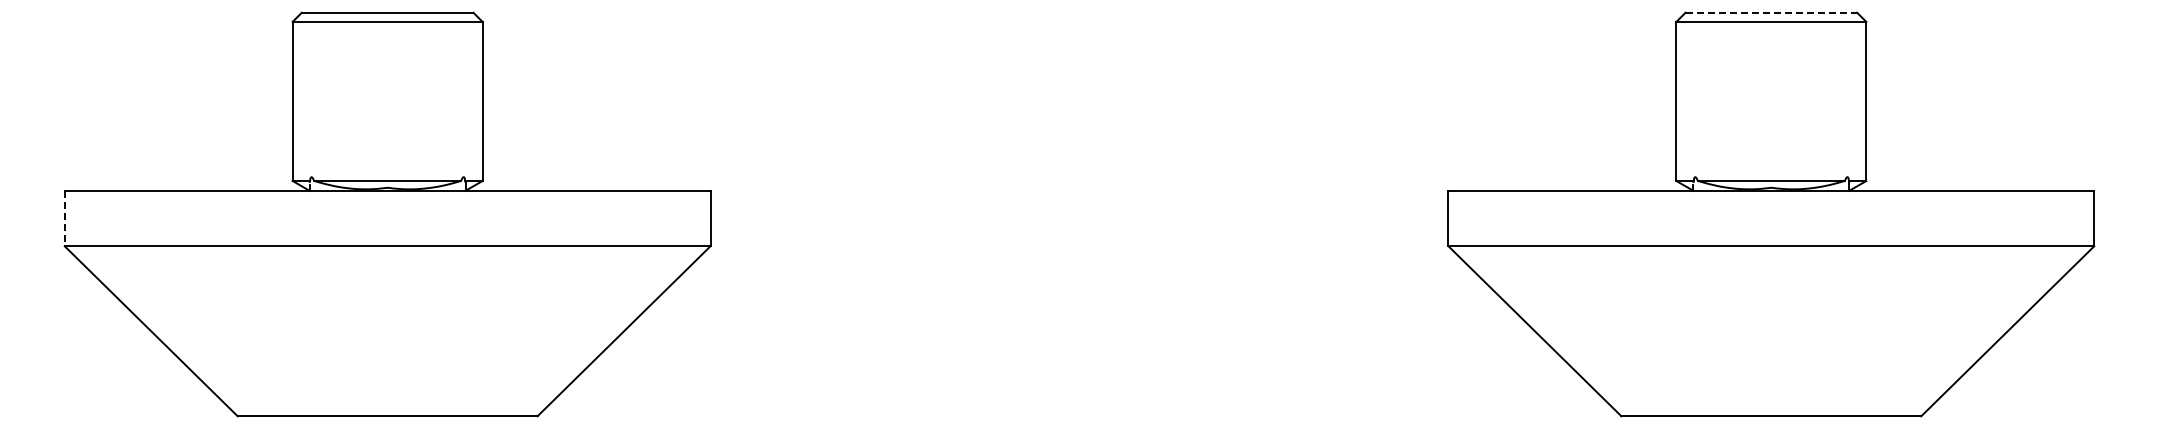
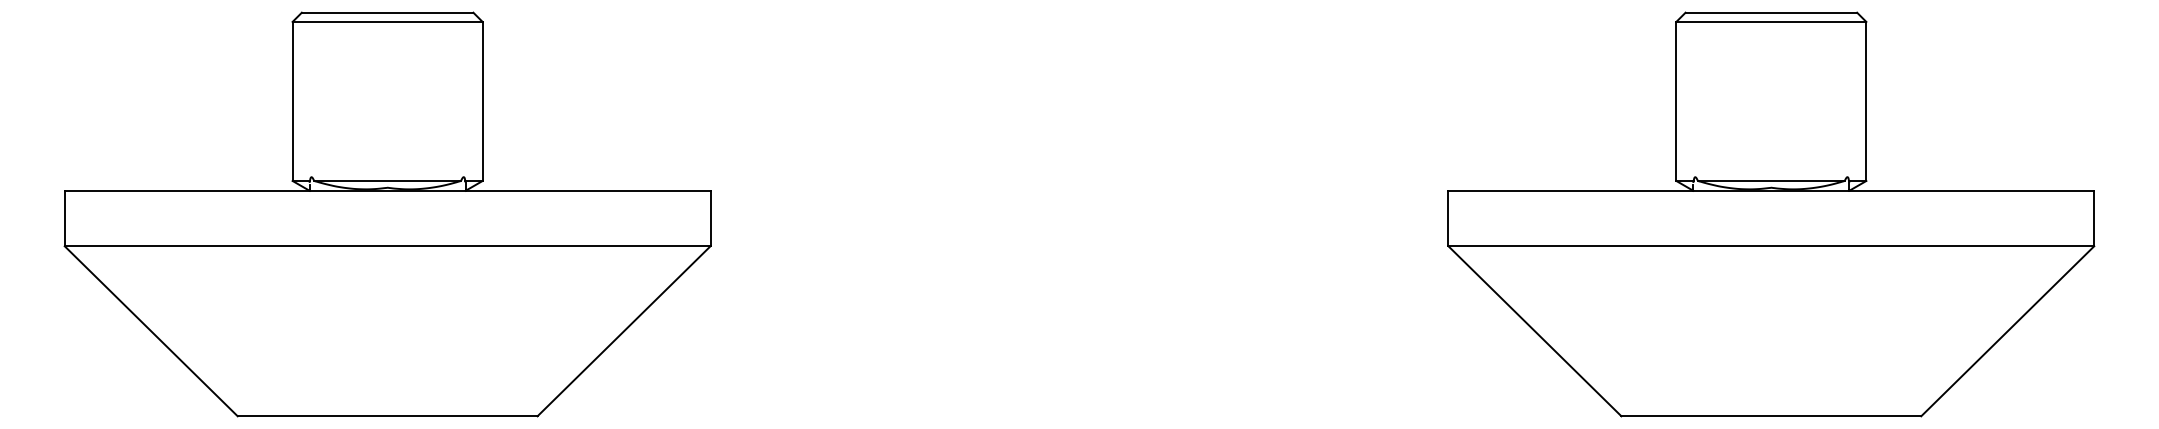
line: dashed -> solid (1771, 12)
line: dashed -> solid (64, 218)
